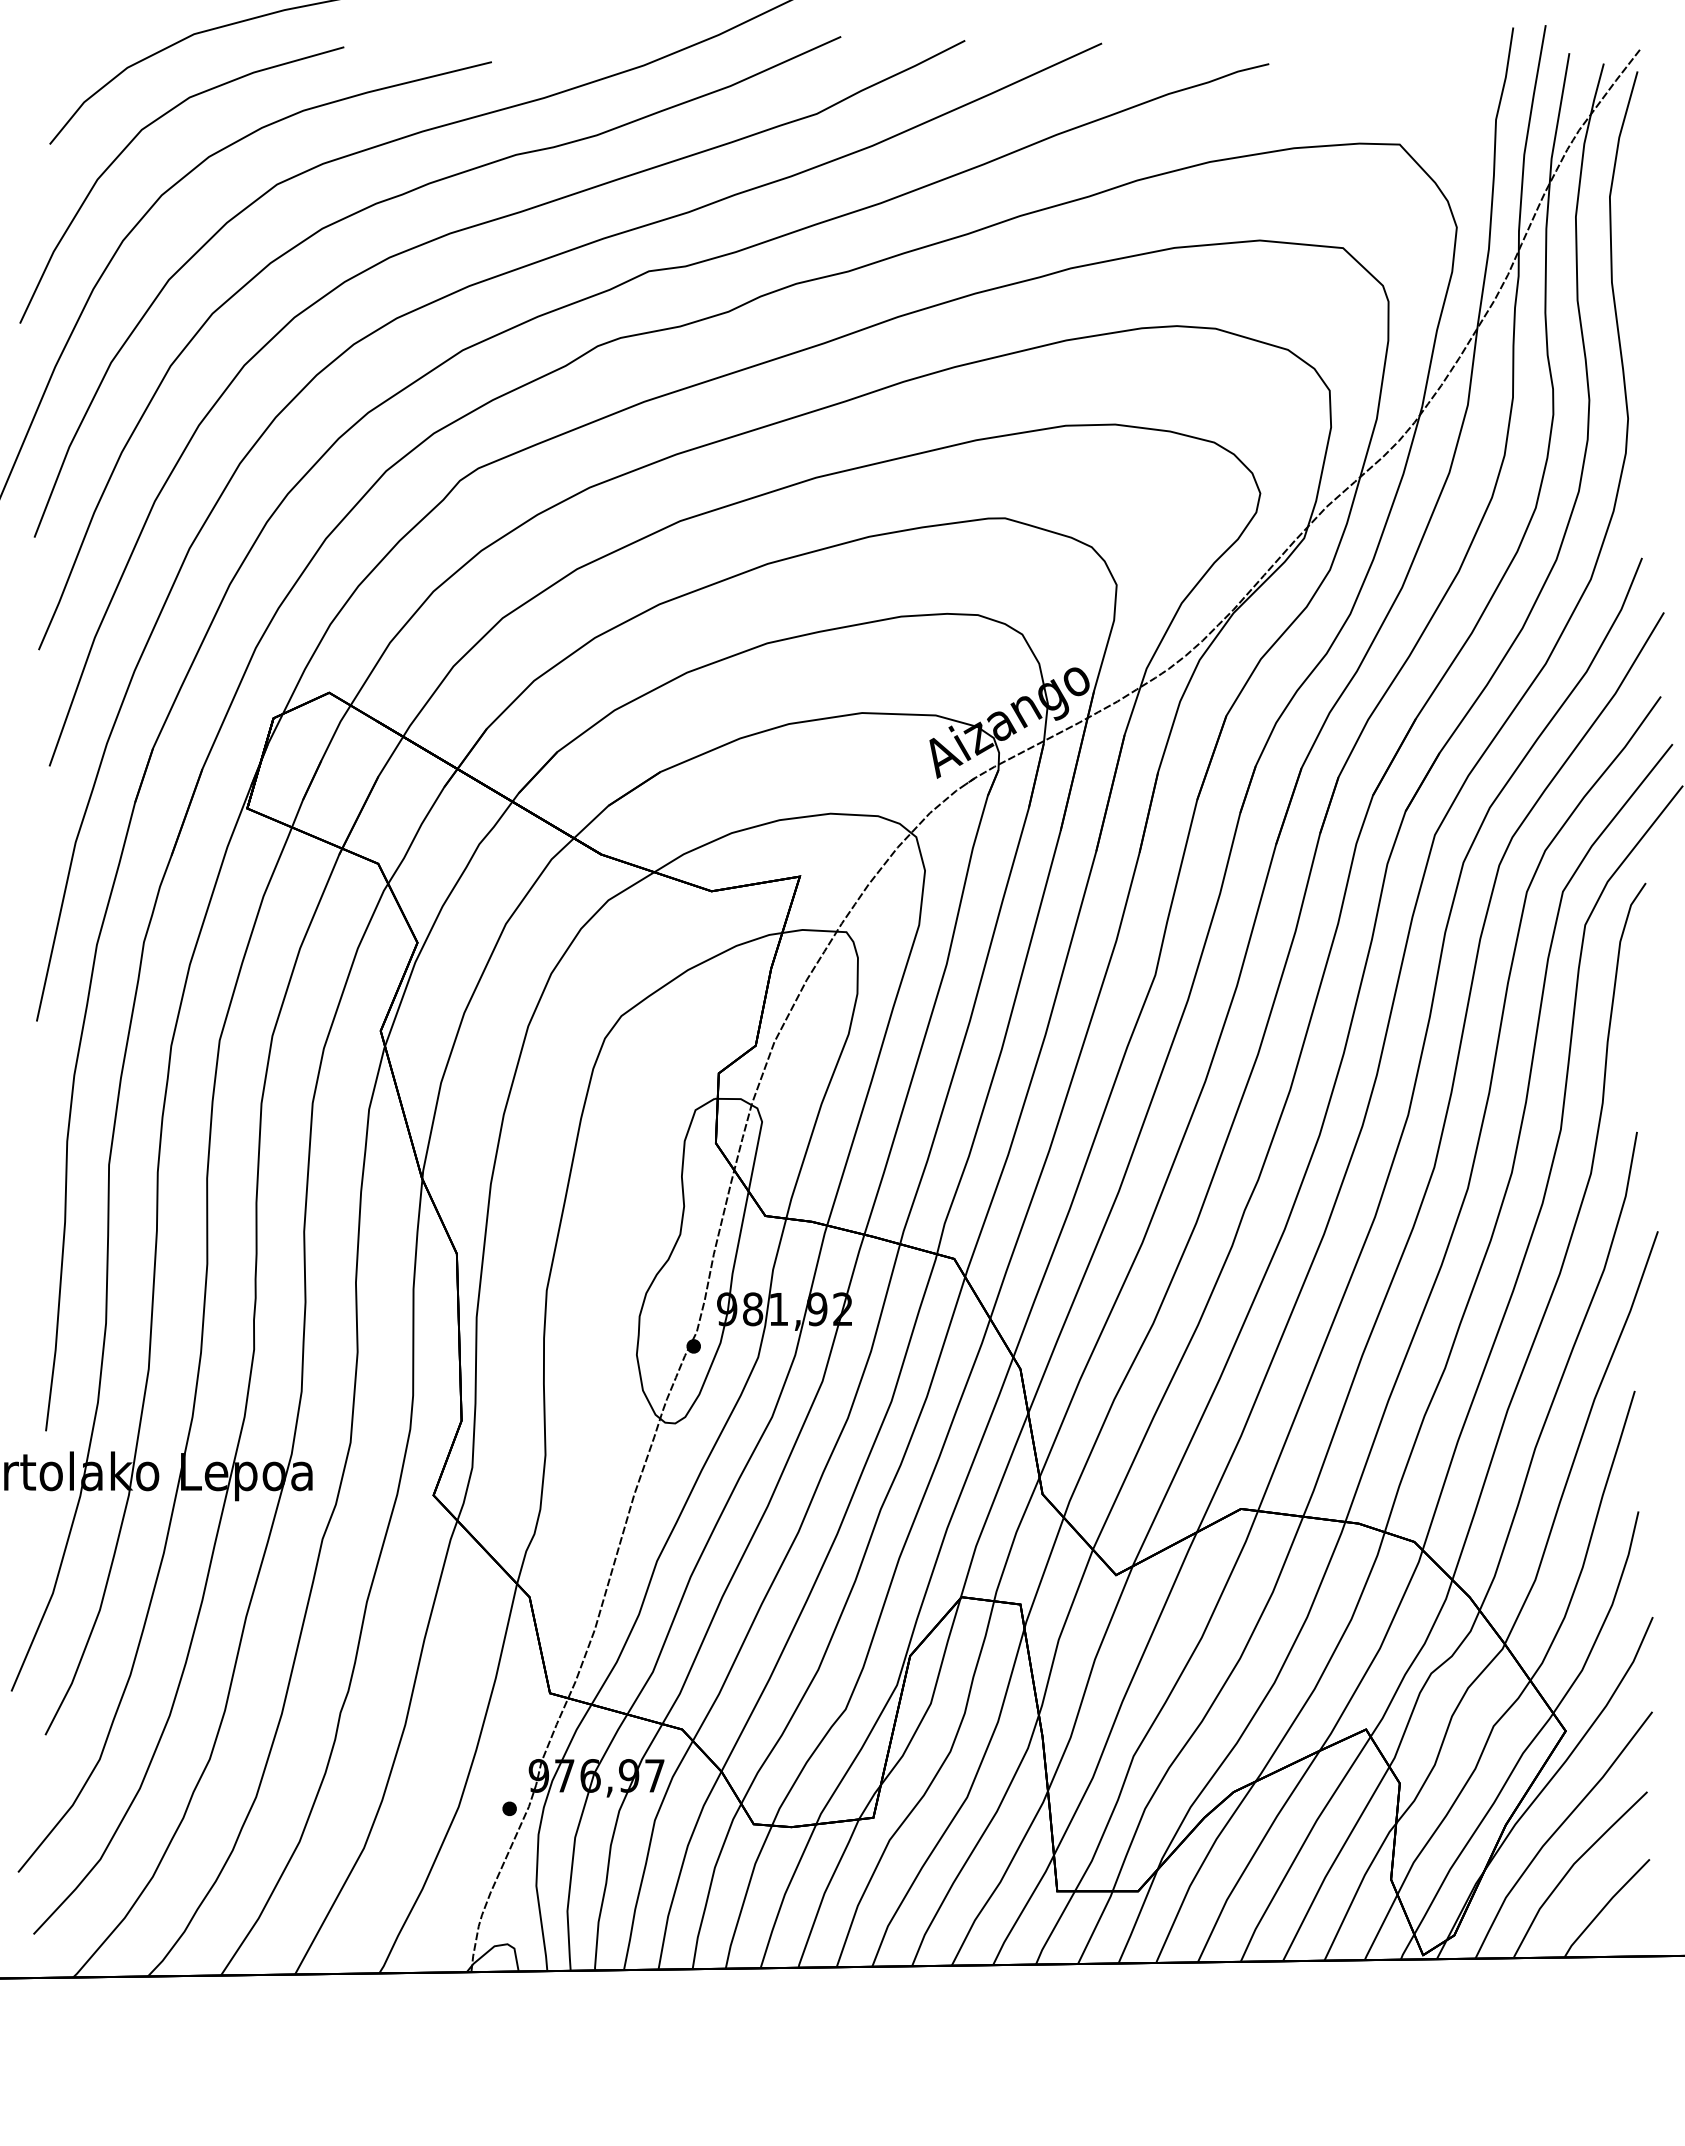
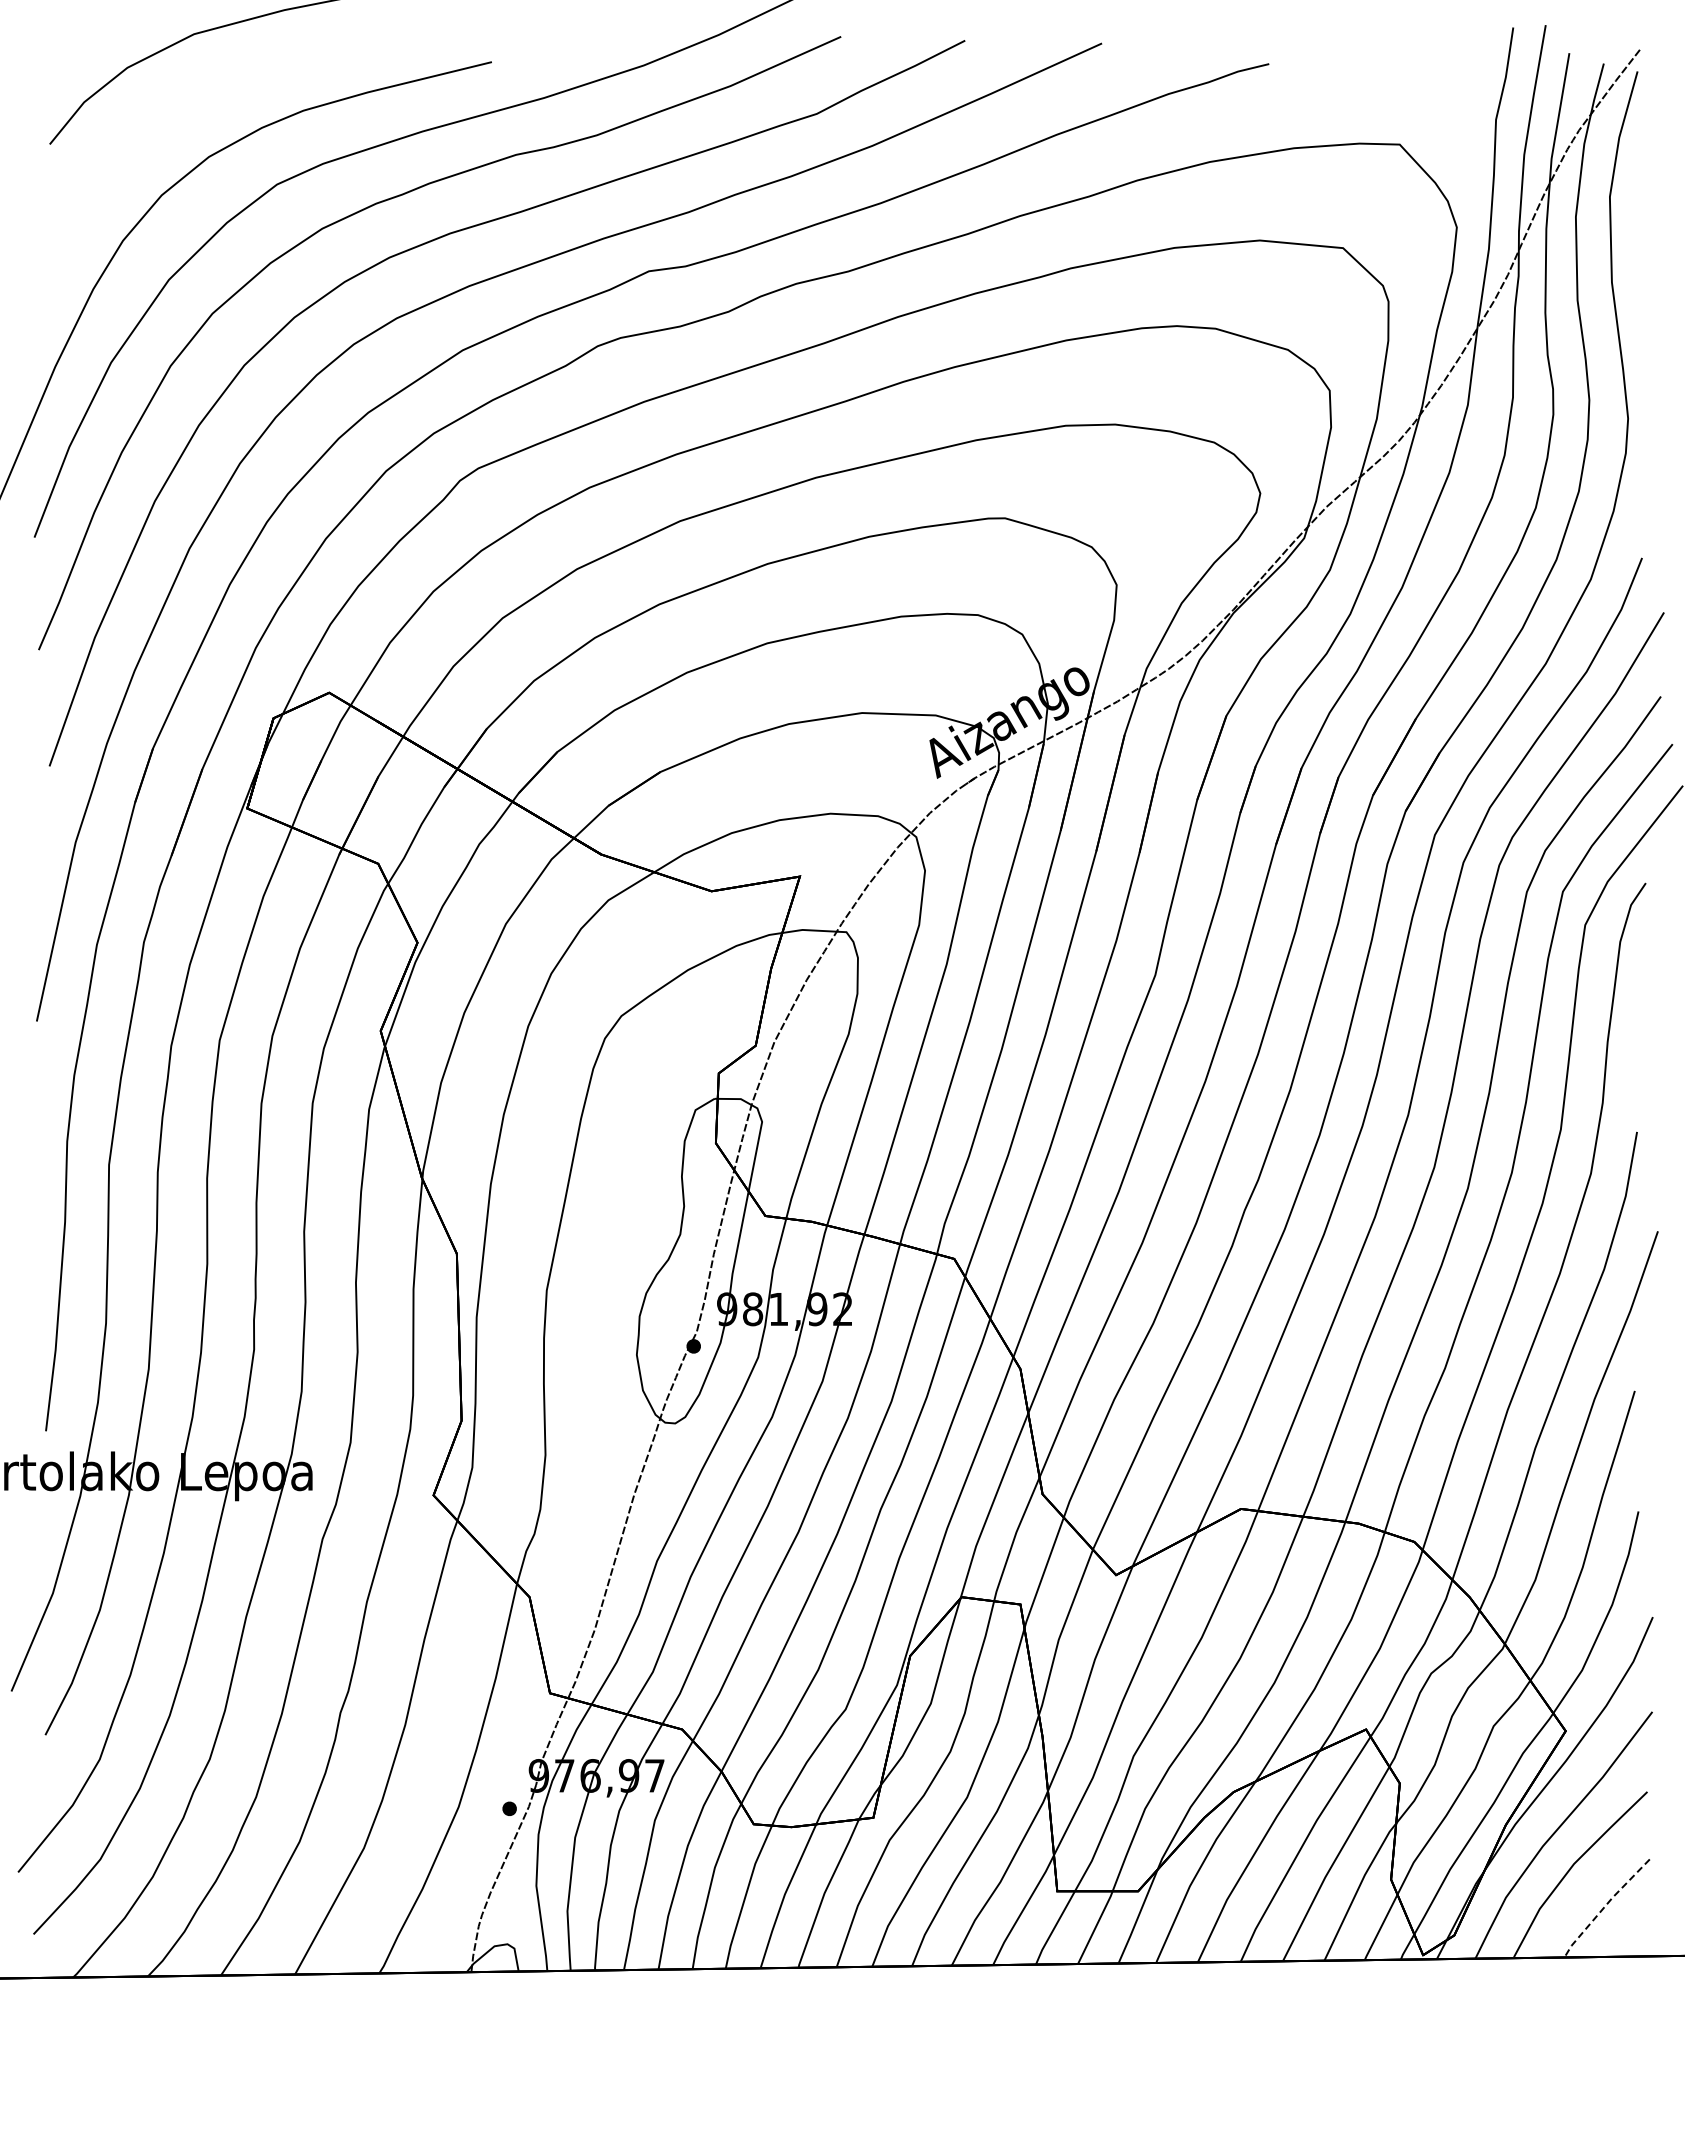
curve: present -> none (130, 144)
line: solid -> dashed (1605, 1906)
